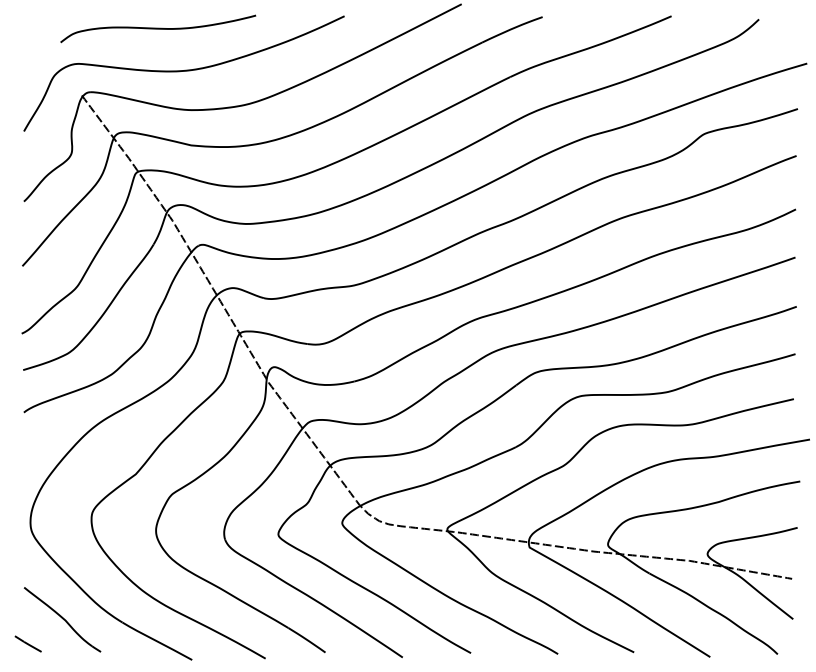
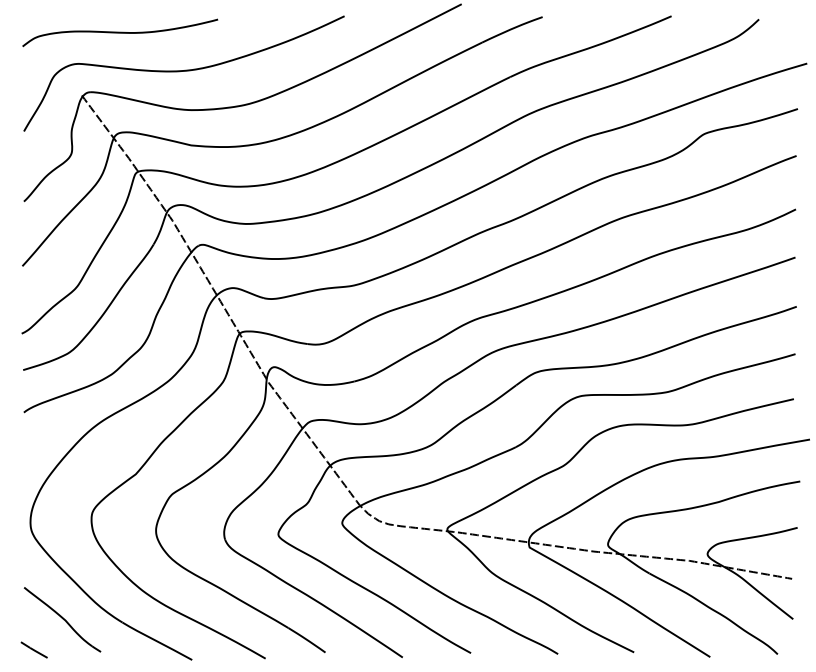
curve position: (158, 28) -> (120, 32) (120, 32)
line position: (27, 643) -> (33, 649) (33, 649)
